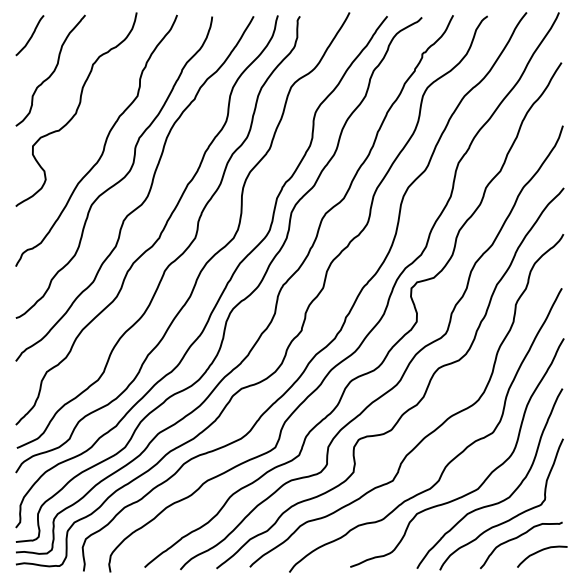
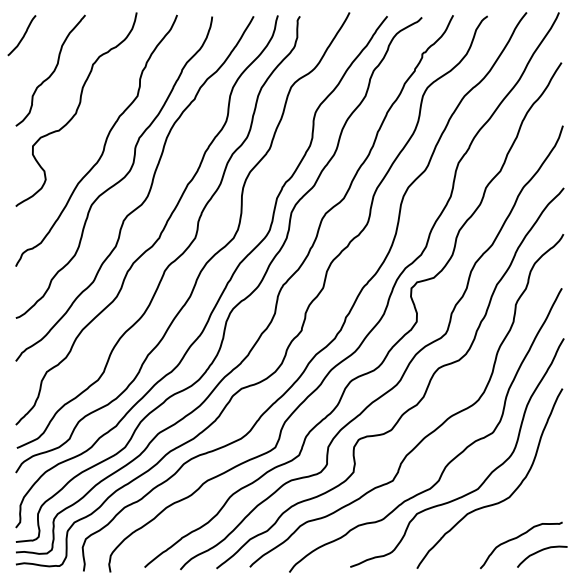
curve position: (30, 36) -> (22, 36) (22, 36)
curve: present -> none (511, 517)
